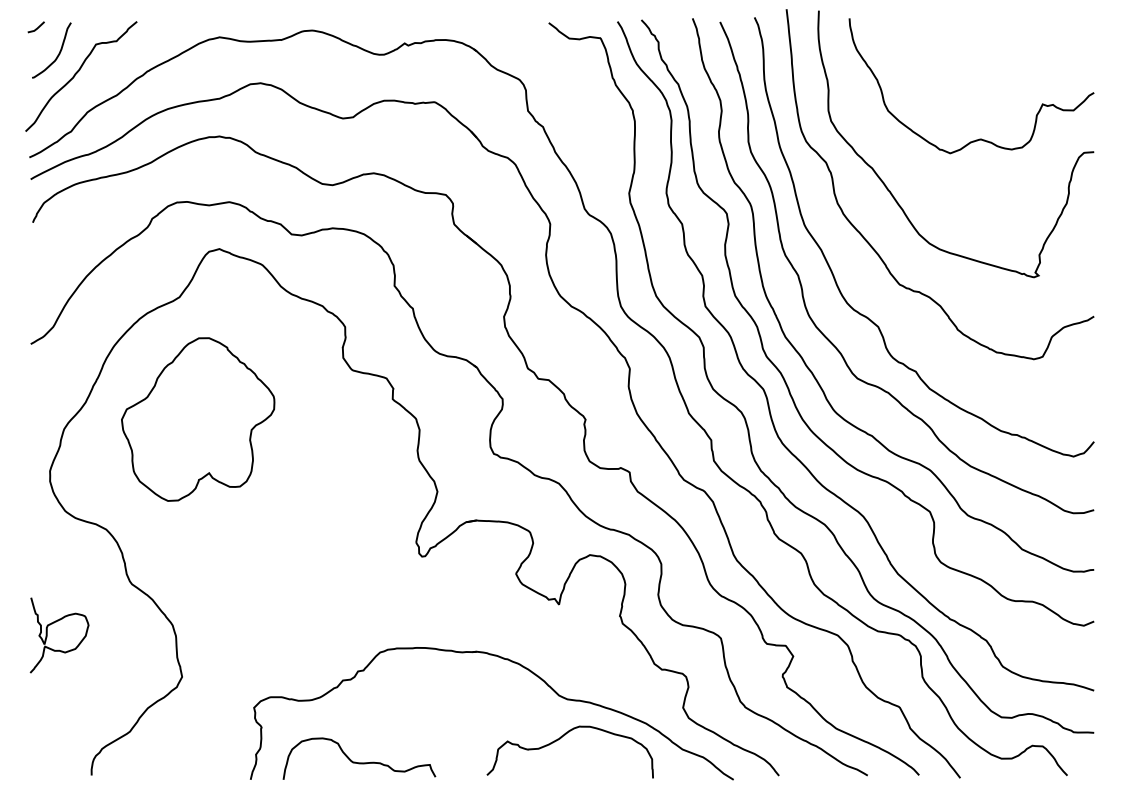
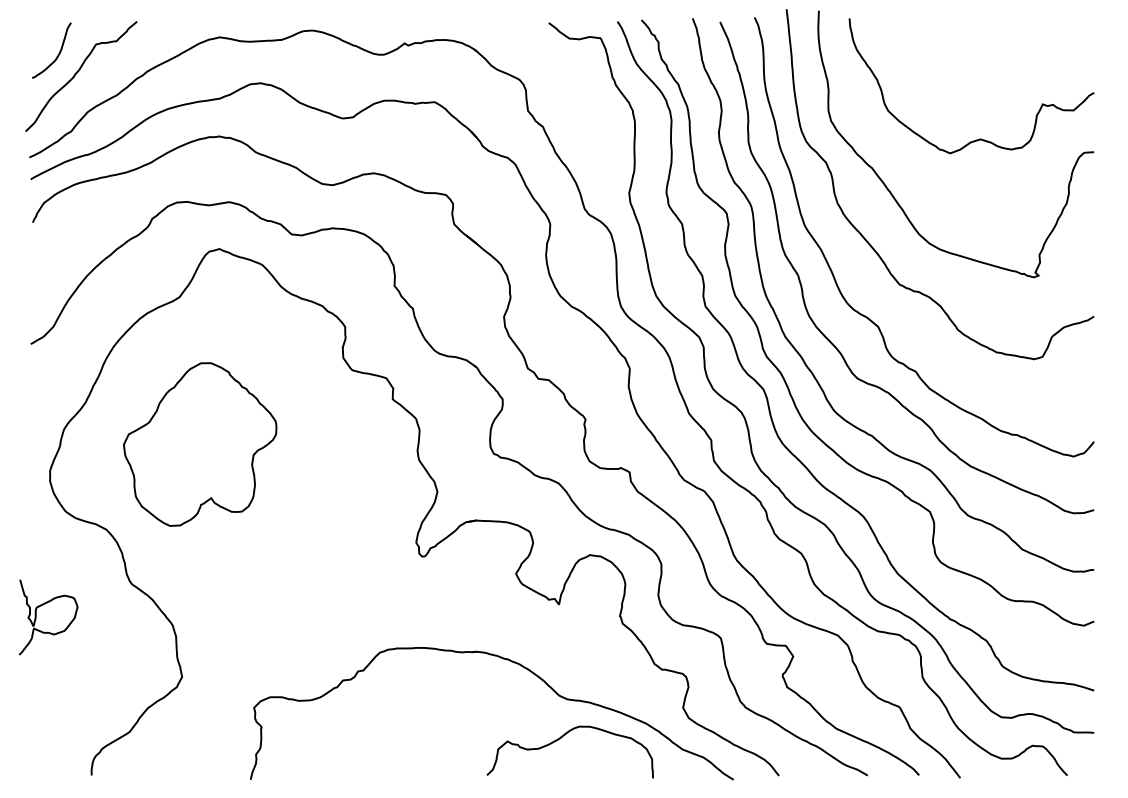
line: present -> none (35, 28)
part position: (198, 419) -> (200, 444) (200, 444)
curve position: (47, 635) -> (36, 617) (36, 617)
curve: present -> none (359, 762)
